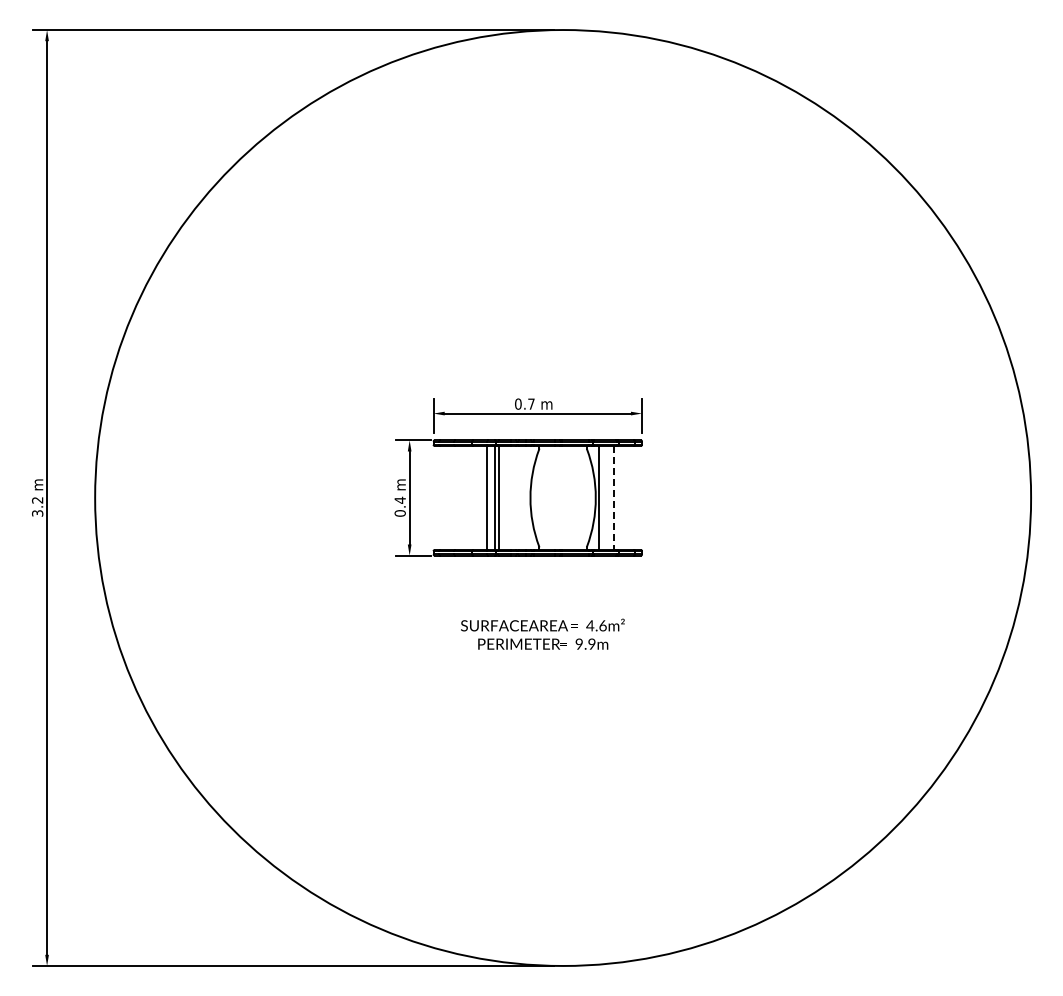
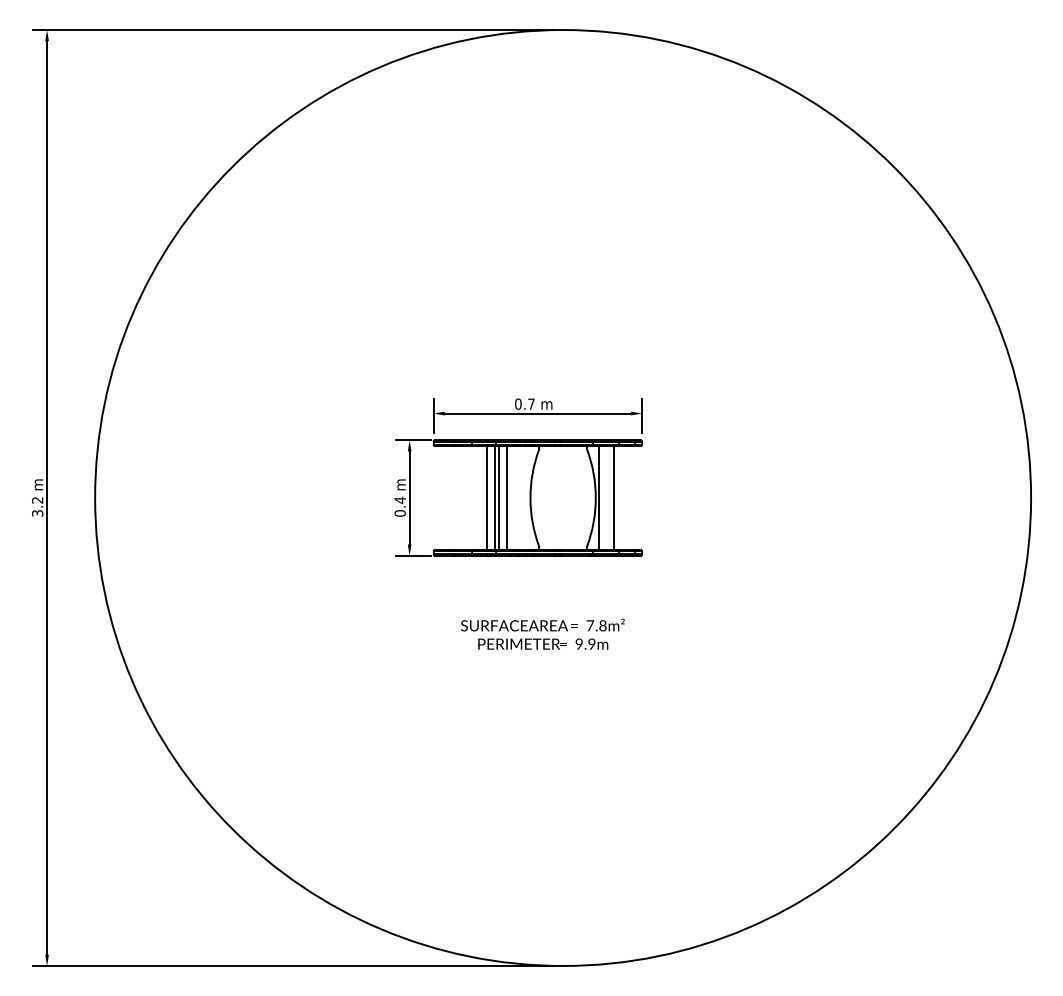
line: none -> present (506, 497)
line: dashed -> solid (613, 498)
text: 4.6m² -> 7.8m² (596, 625)
